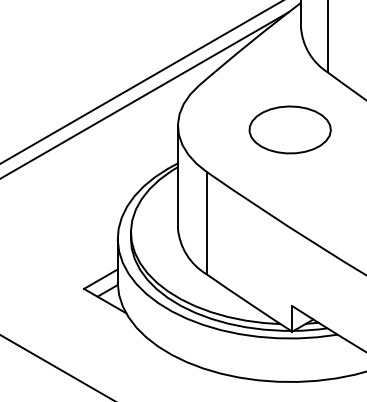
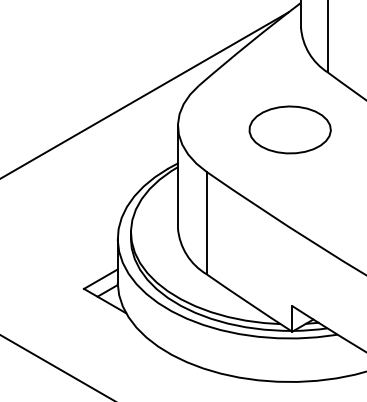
line: present -> none (141, 82)
